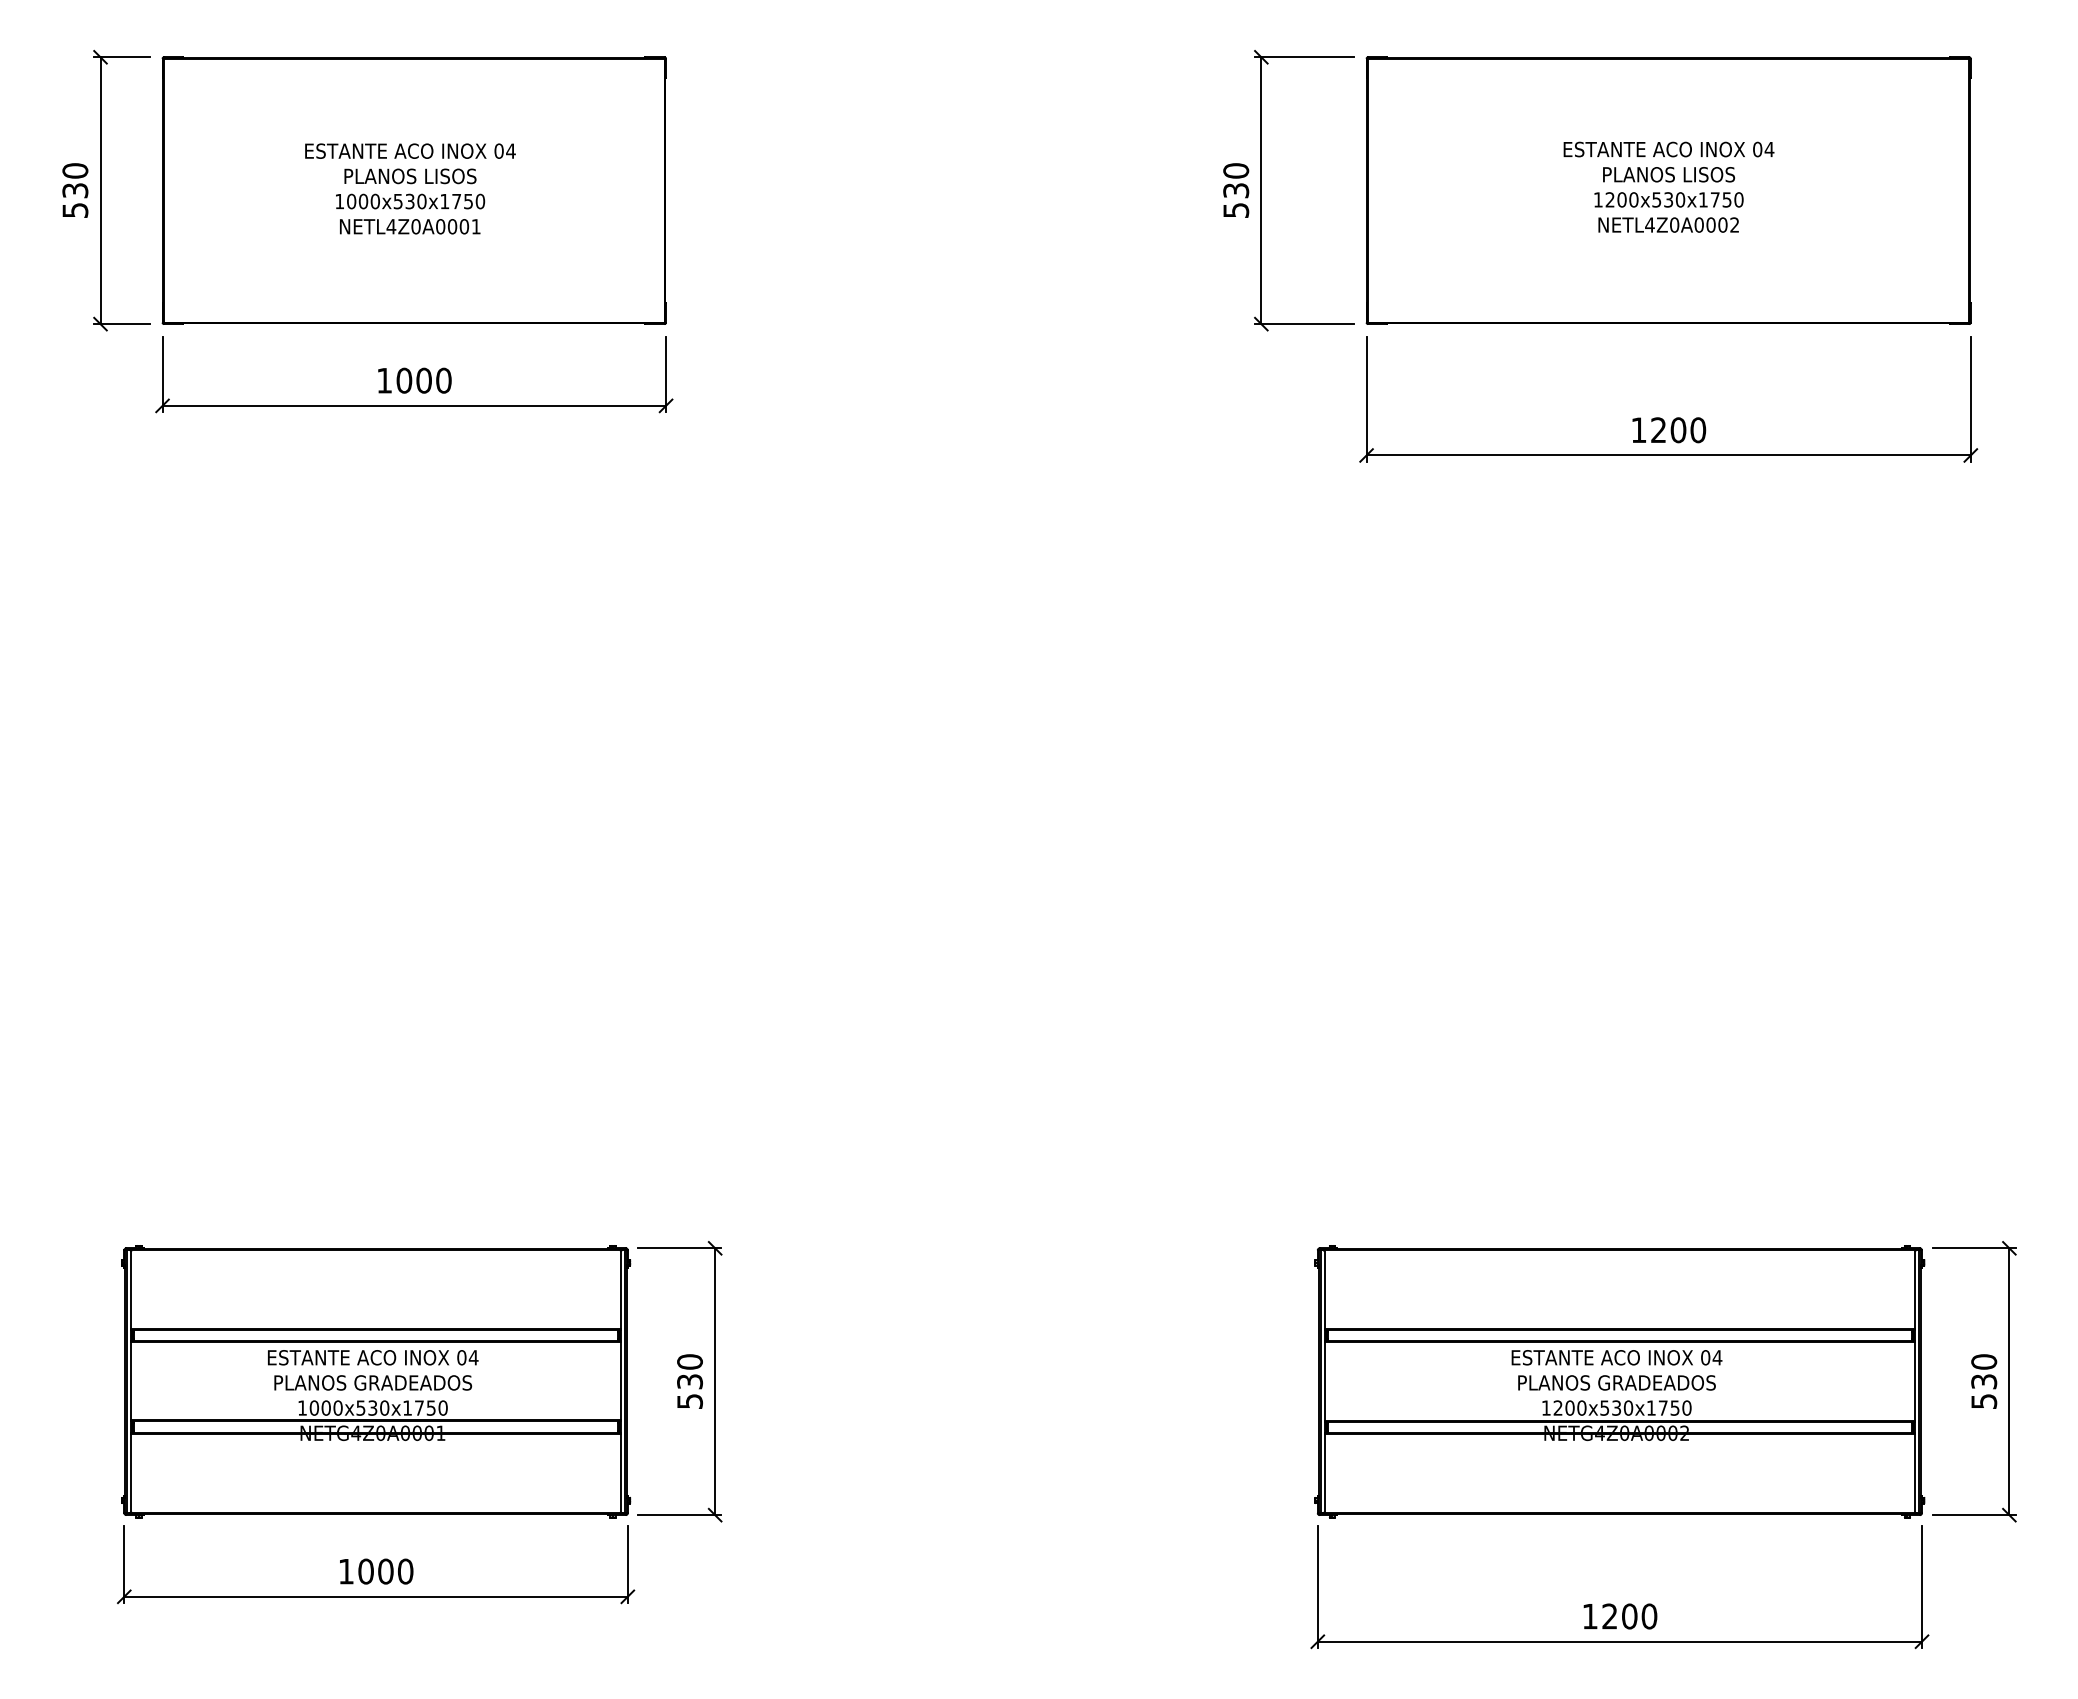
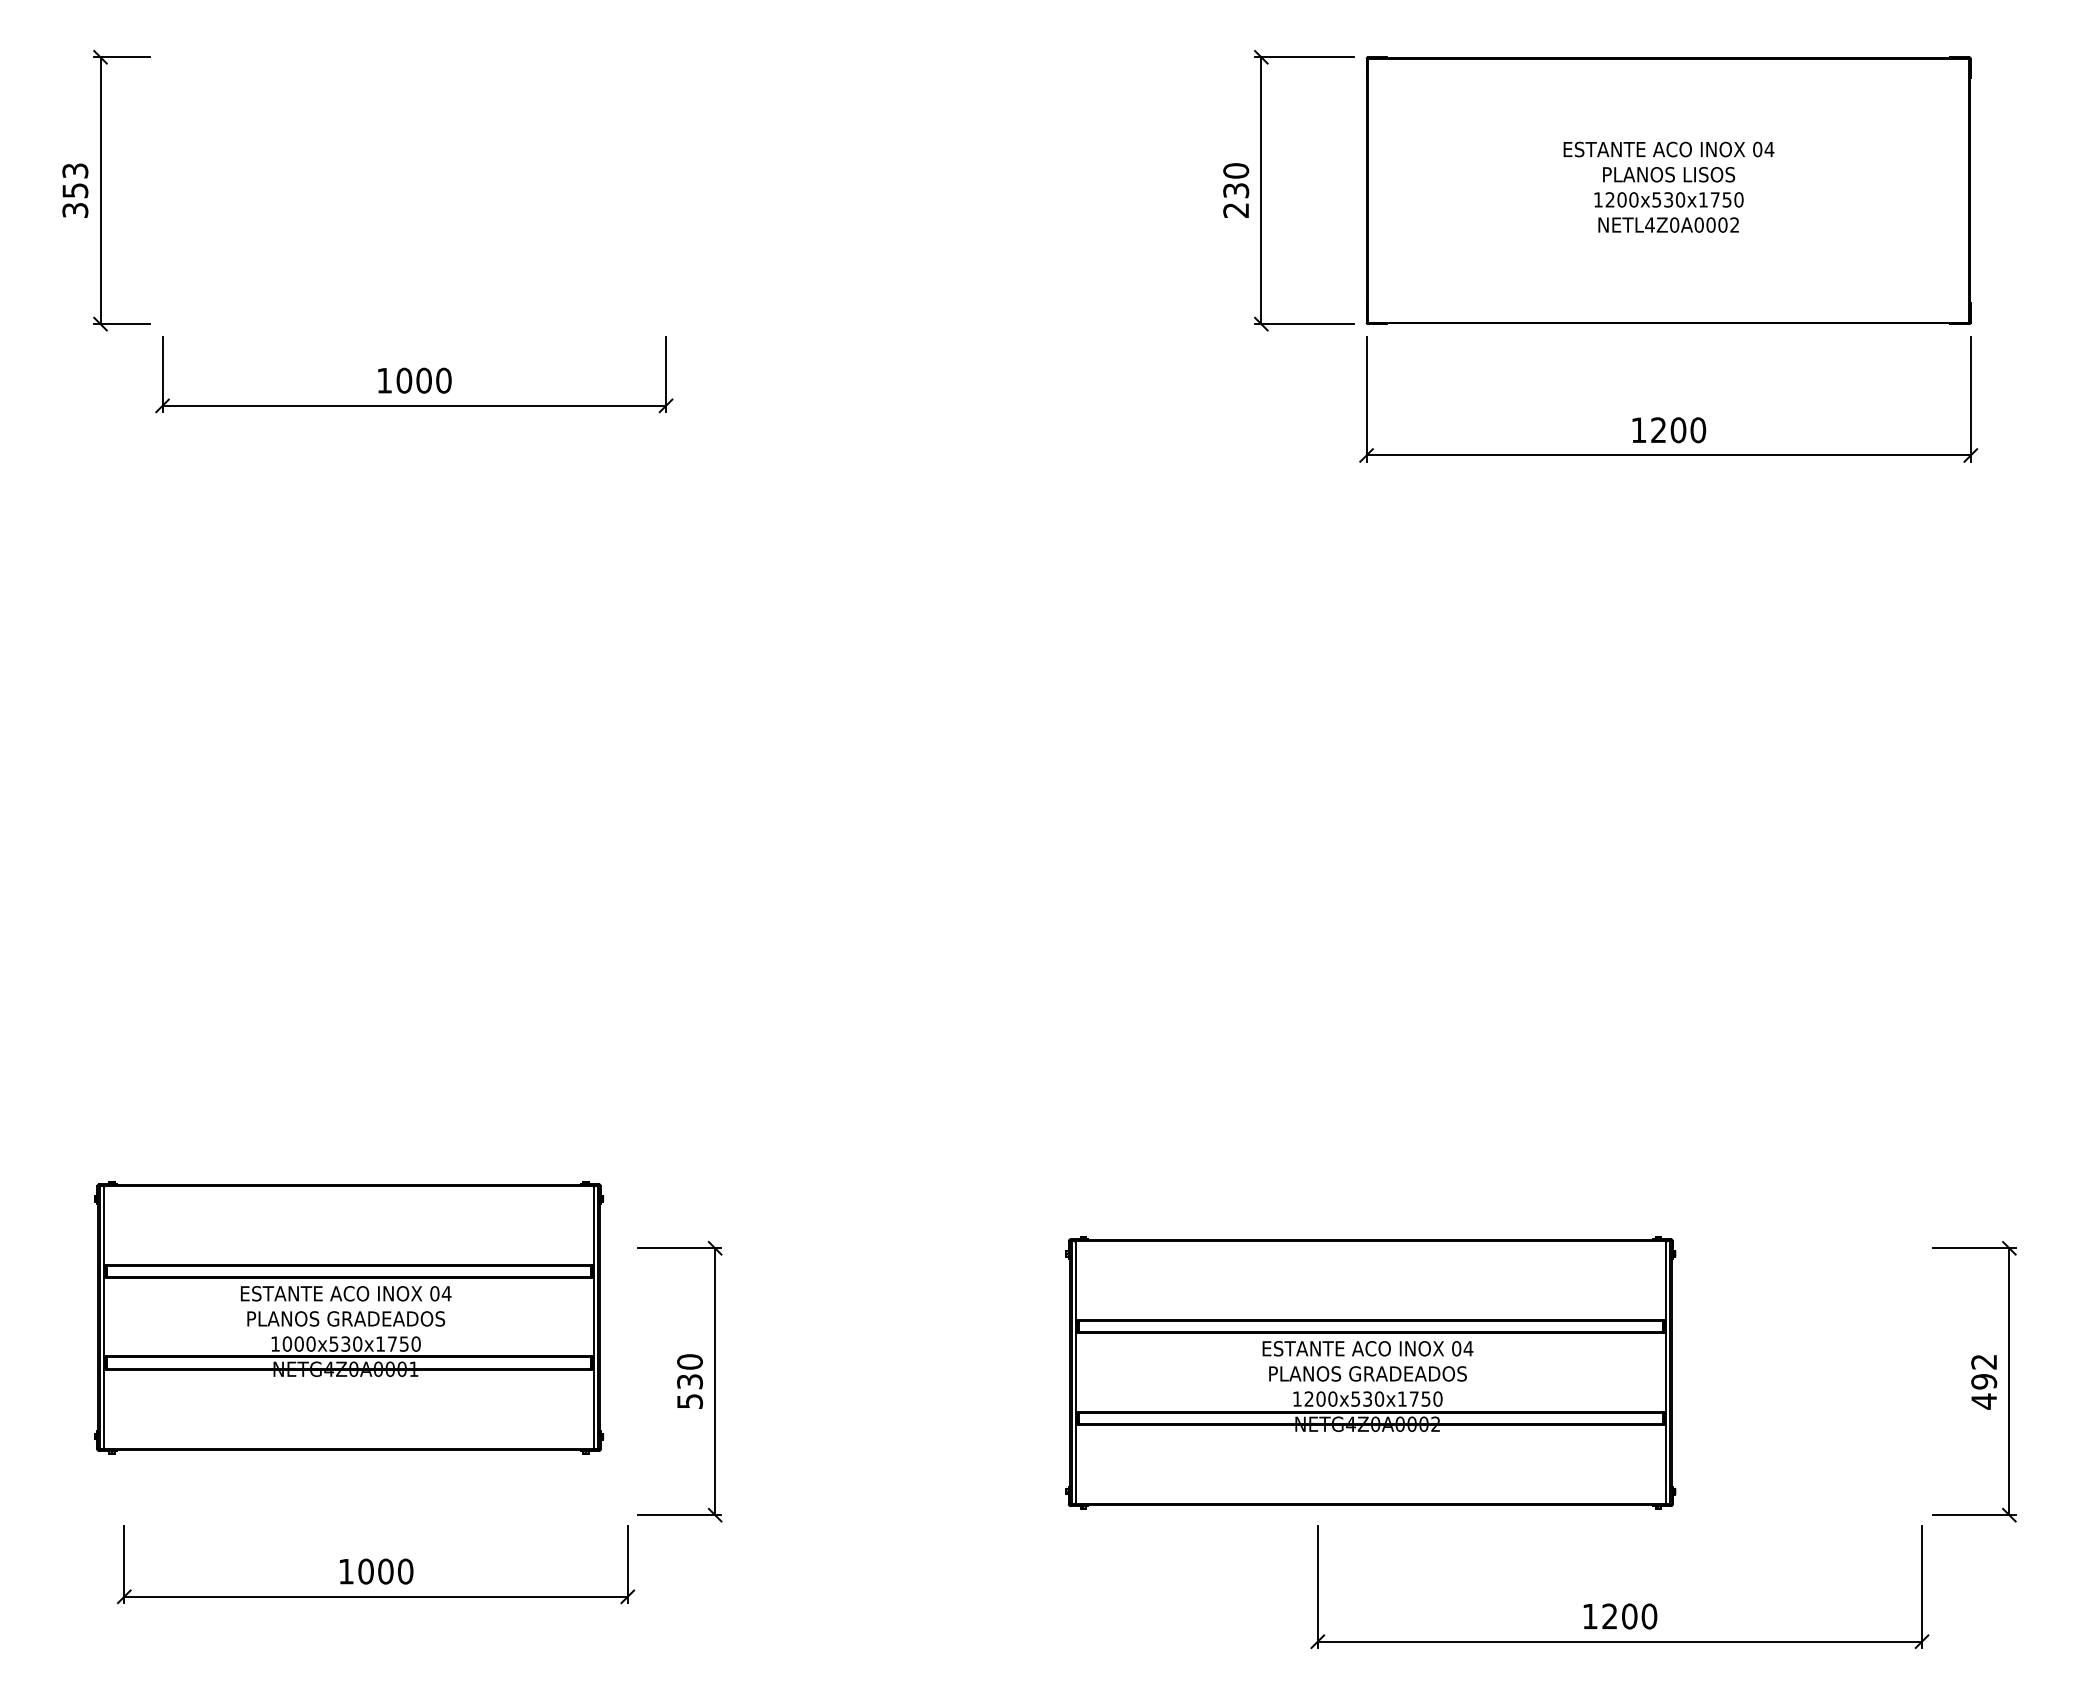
text: 530 -> 353 (75, 190)
part: present -> none (413, 190)
text: 530 -> 230 (1236, 210)
part position: (376, 1381) -> (349, 1317) (349, 1317)
part position: (1619, 1381) -> (1370, 1372) (1370, 1372)
text: 530 -> 492 (1984, 1381)
